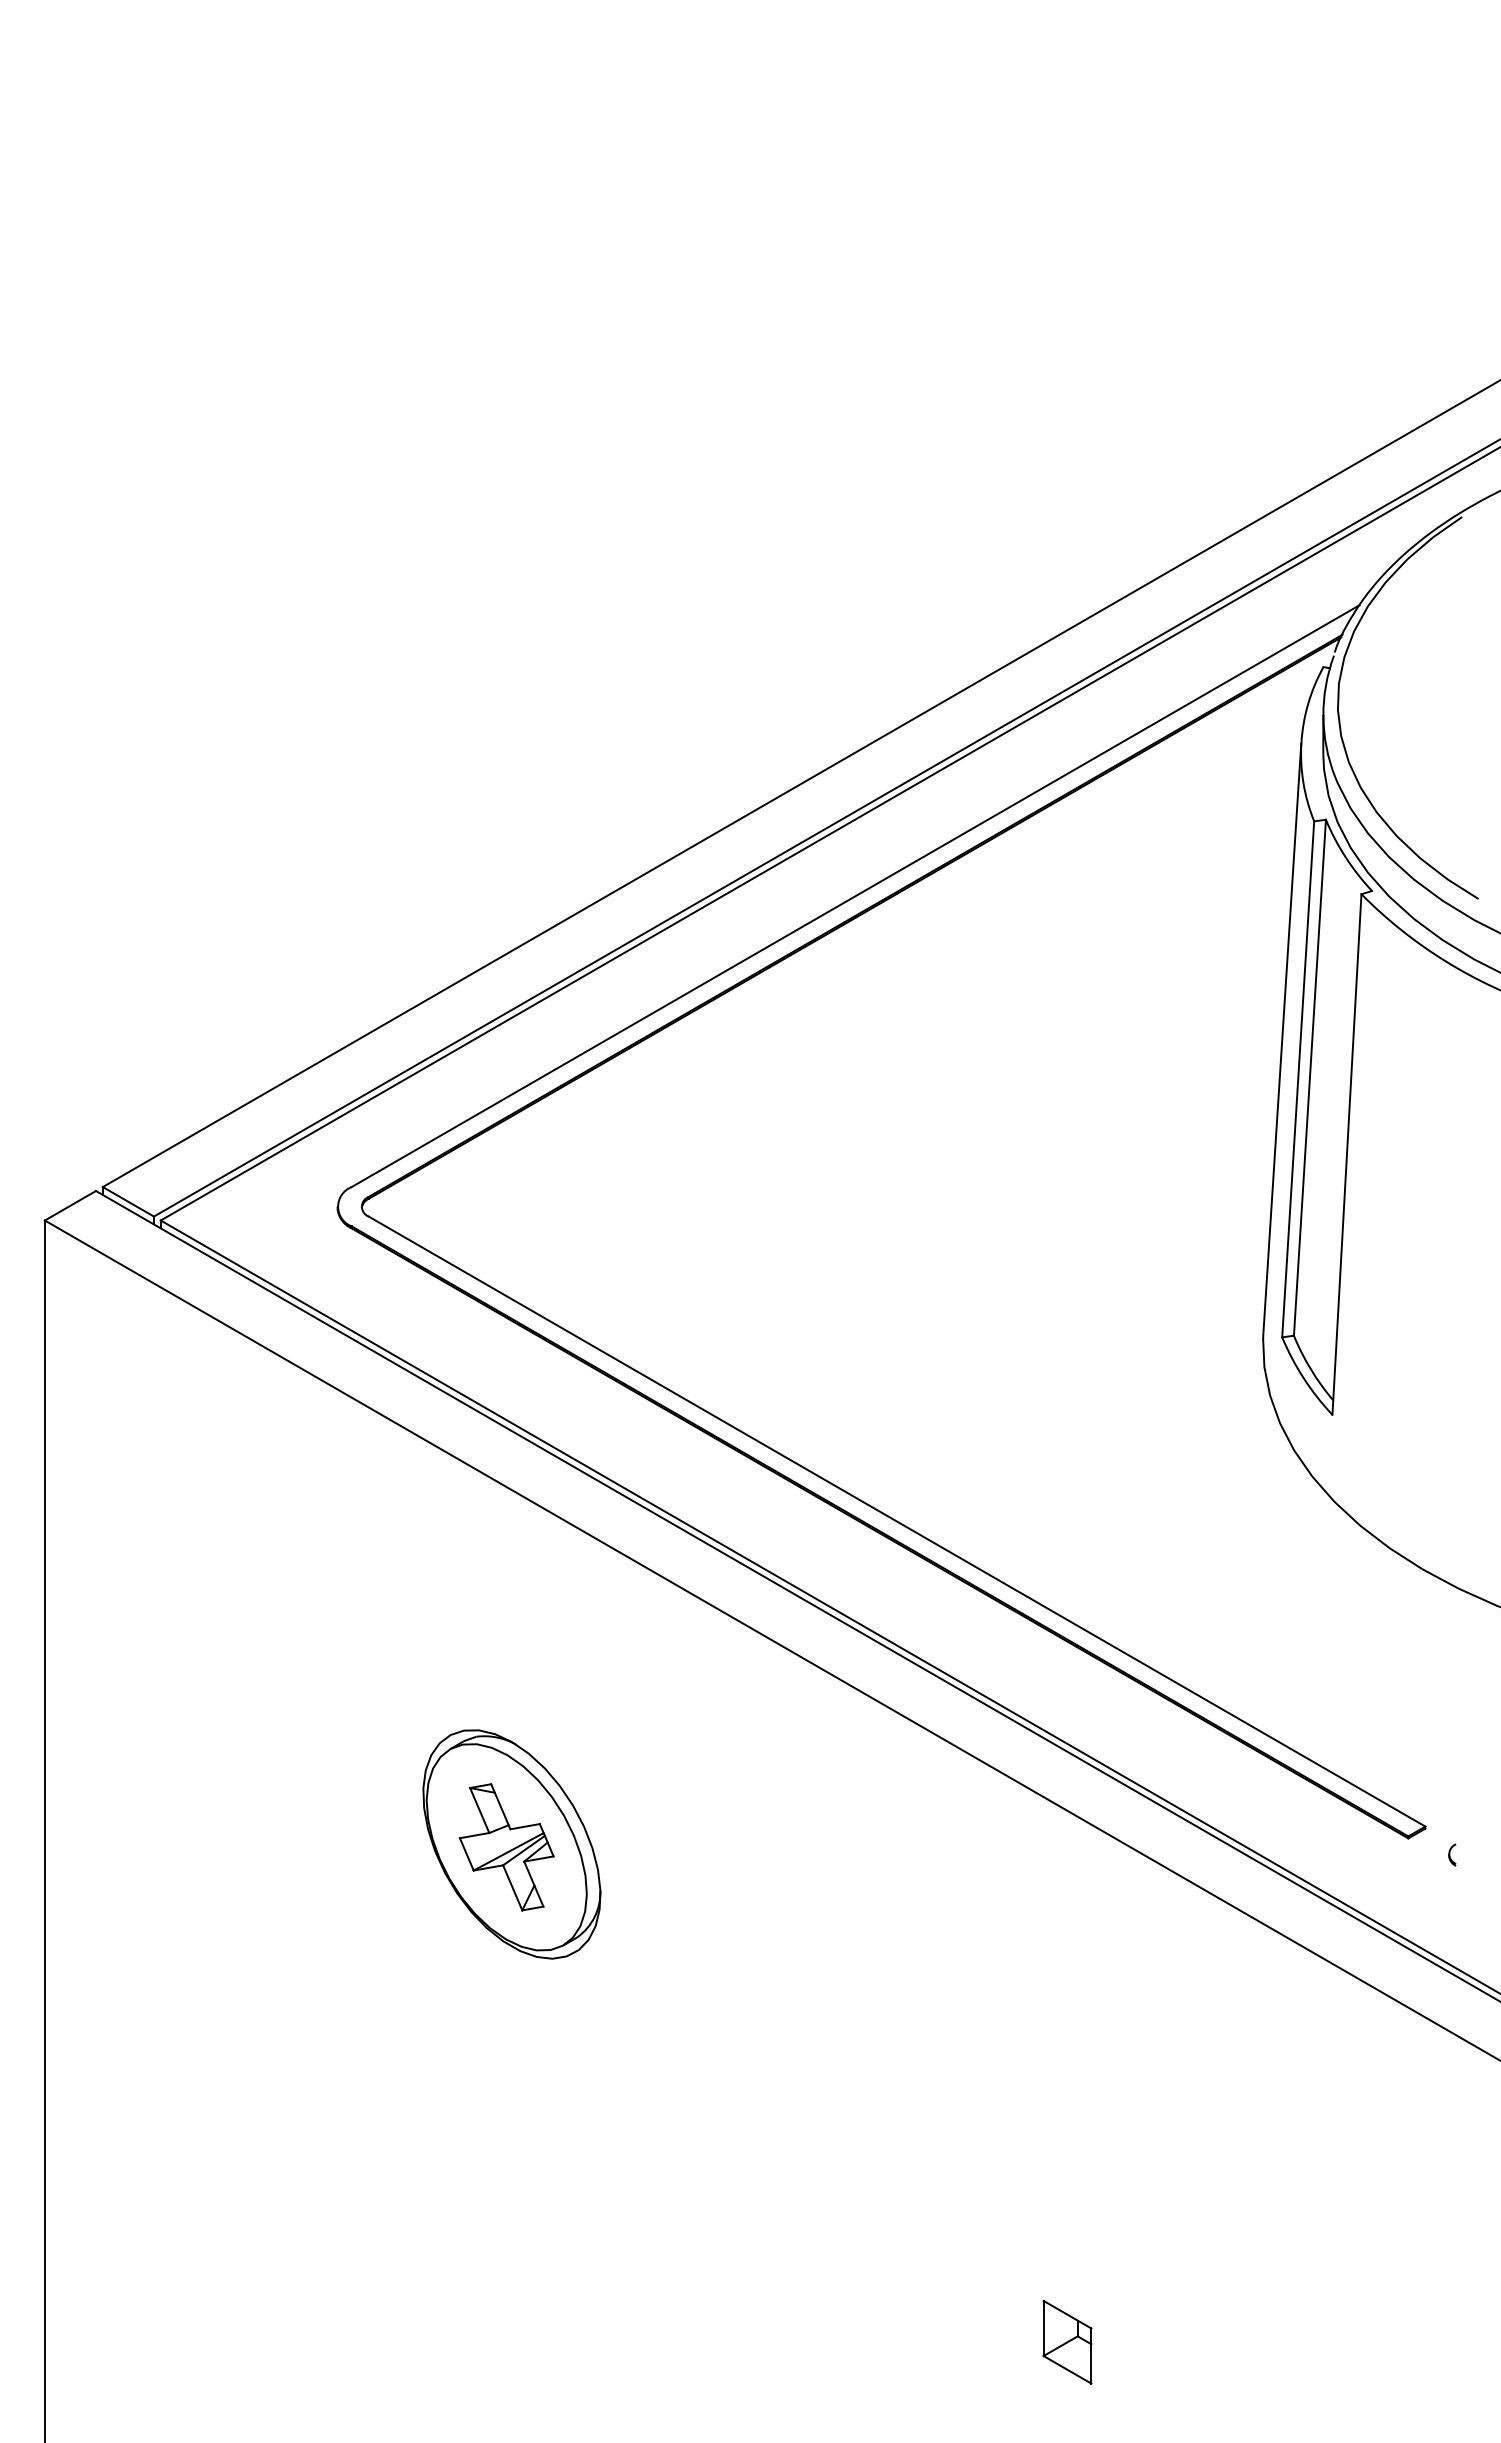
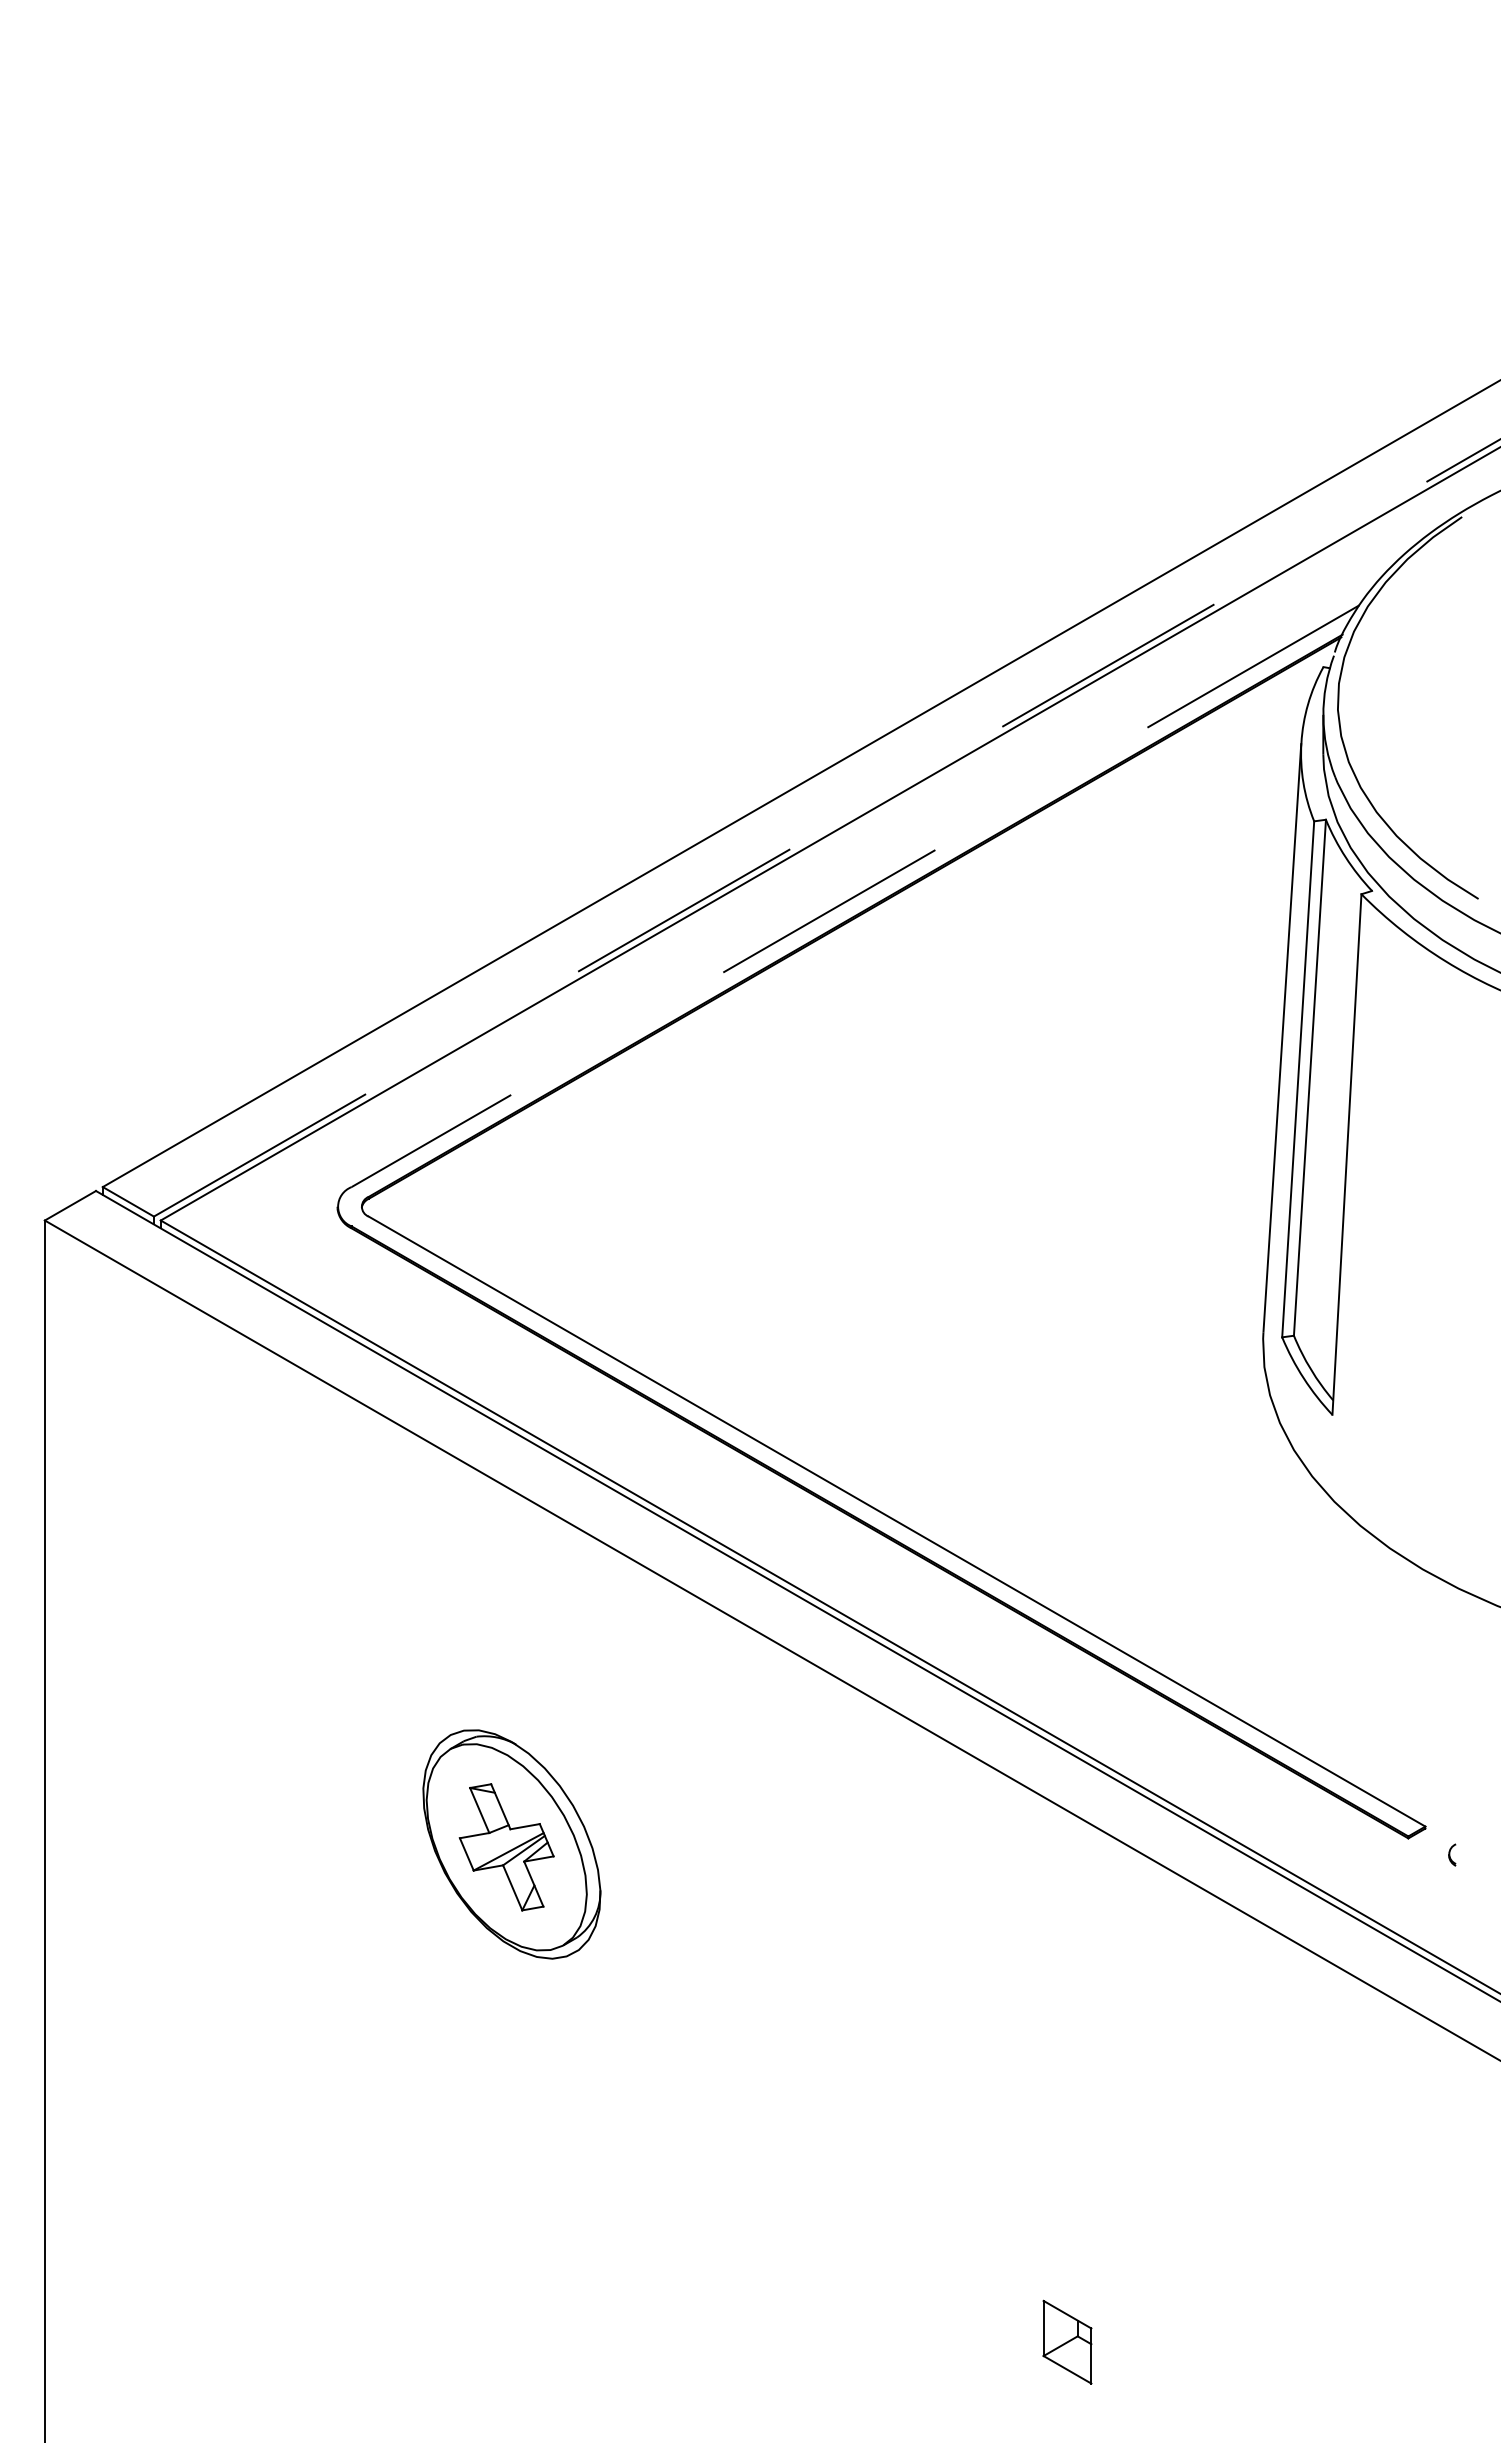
line: solid -> dashed (827, 827)
line: solid -> dashed (855, 896)
